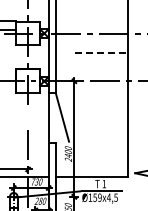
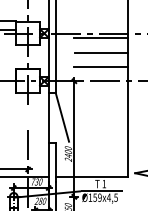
line: none -> present (100, 38)
line: dashed -> solid (101, 52)
line: none -> present (100, 66)
